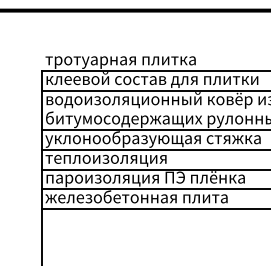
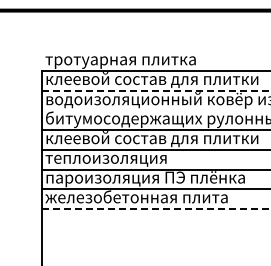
line: solid -> dashed (156, 90)
text: уклонообразующая стяжка -> клеевой состав для плитки (152, 139)
line: solid -> dashed (156, 209)
